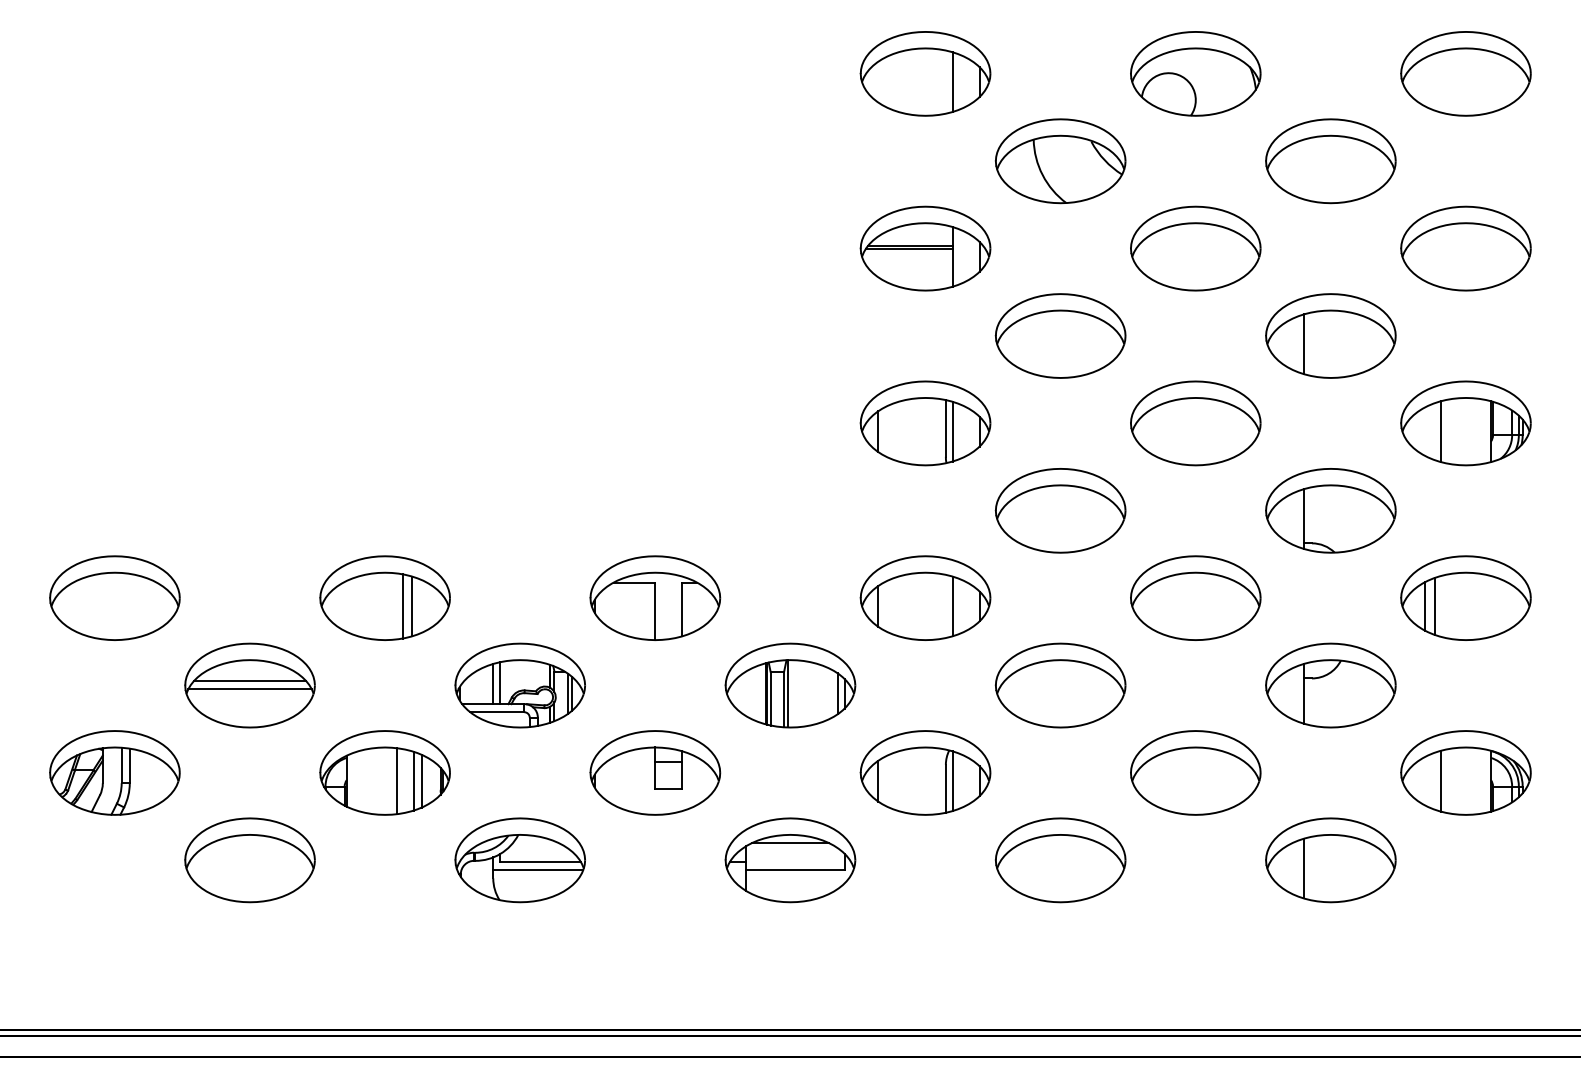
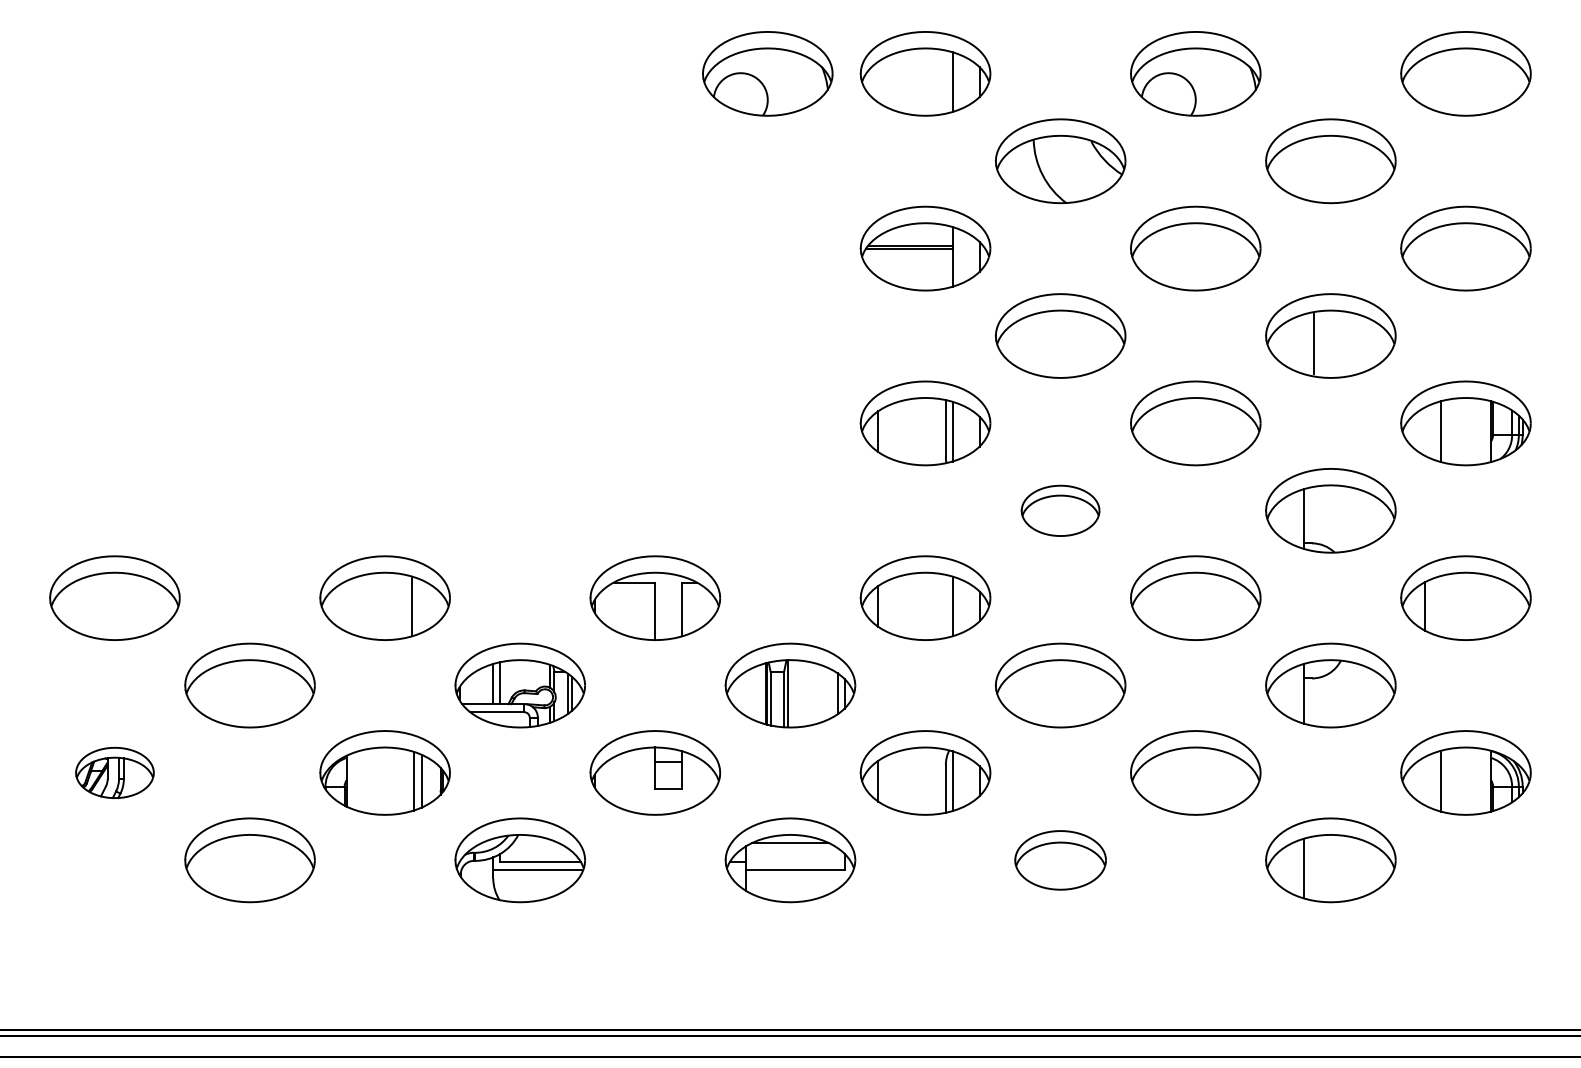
part: none -> present (767, 73)
line position: (1303, 344) -> (1313, 344) (1313, 344)
part size: 133x86 px -> 81x53 px (1060, 510)
line: present -> none (1434, 605)
line: present -> none (402, 606)
line: present -> none (249, 681)
line: present -> none (249, 689)
part size: 132x86 px -> 80x54 px (114, 772)
line: present -> none (396, 781)
part size: 133x87 px -> 93x61 px (1060, 860)
